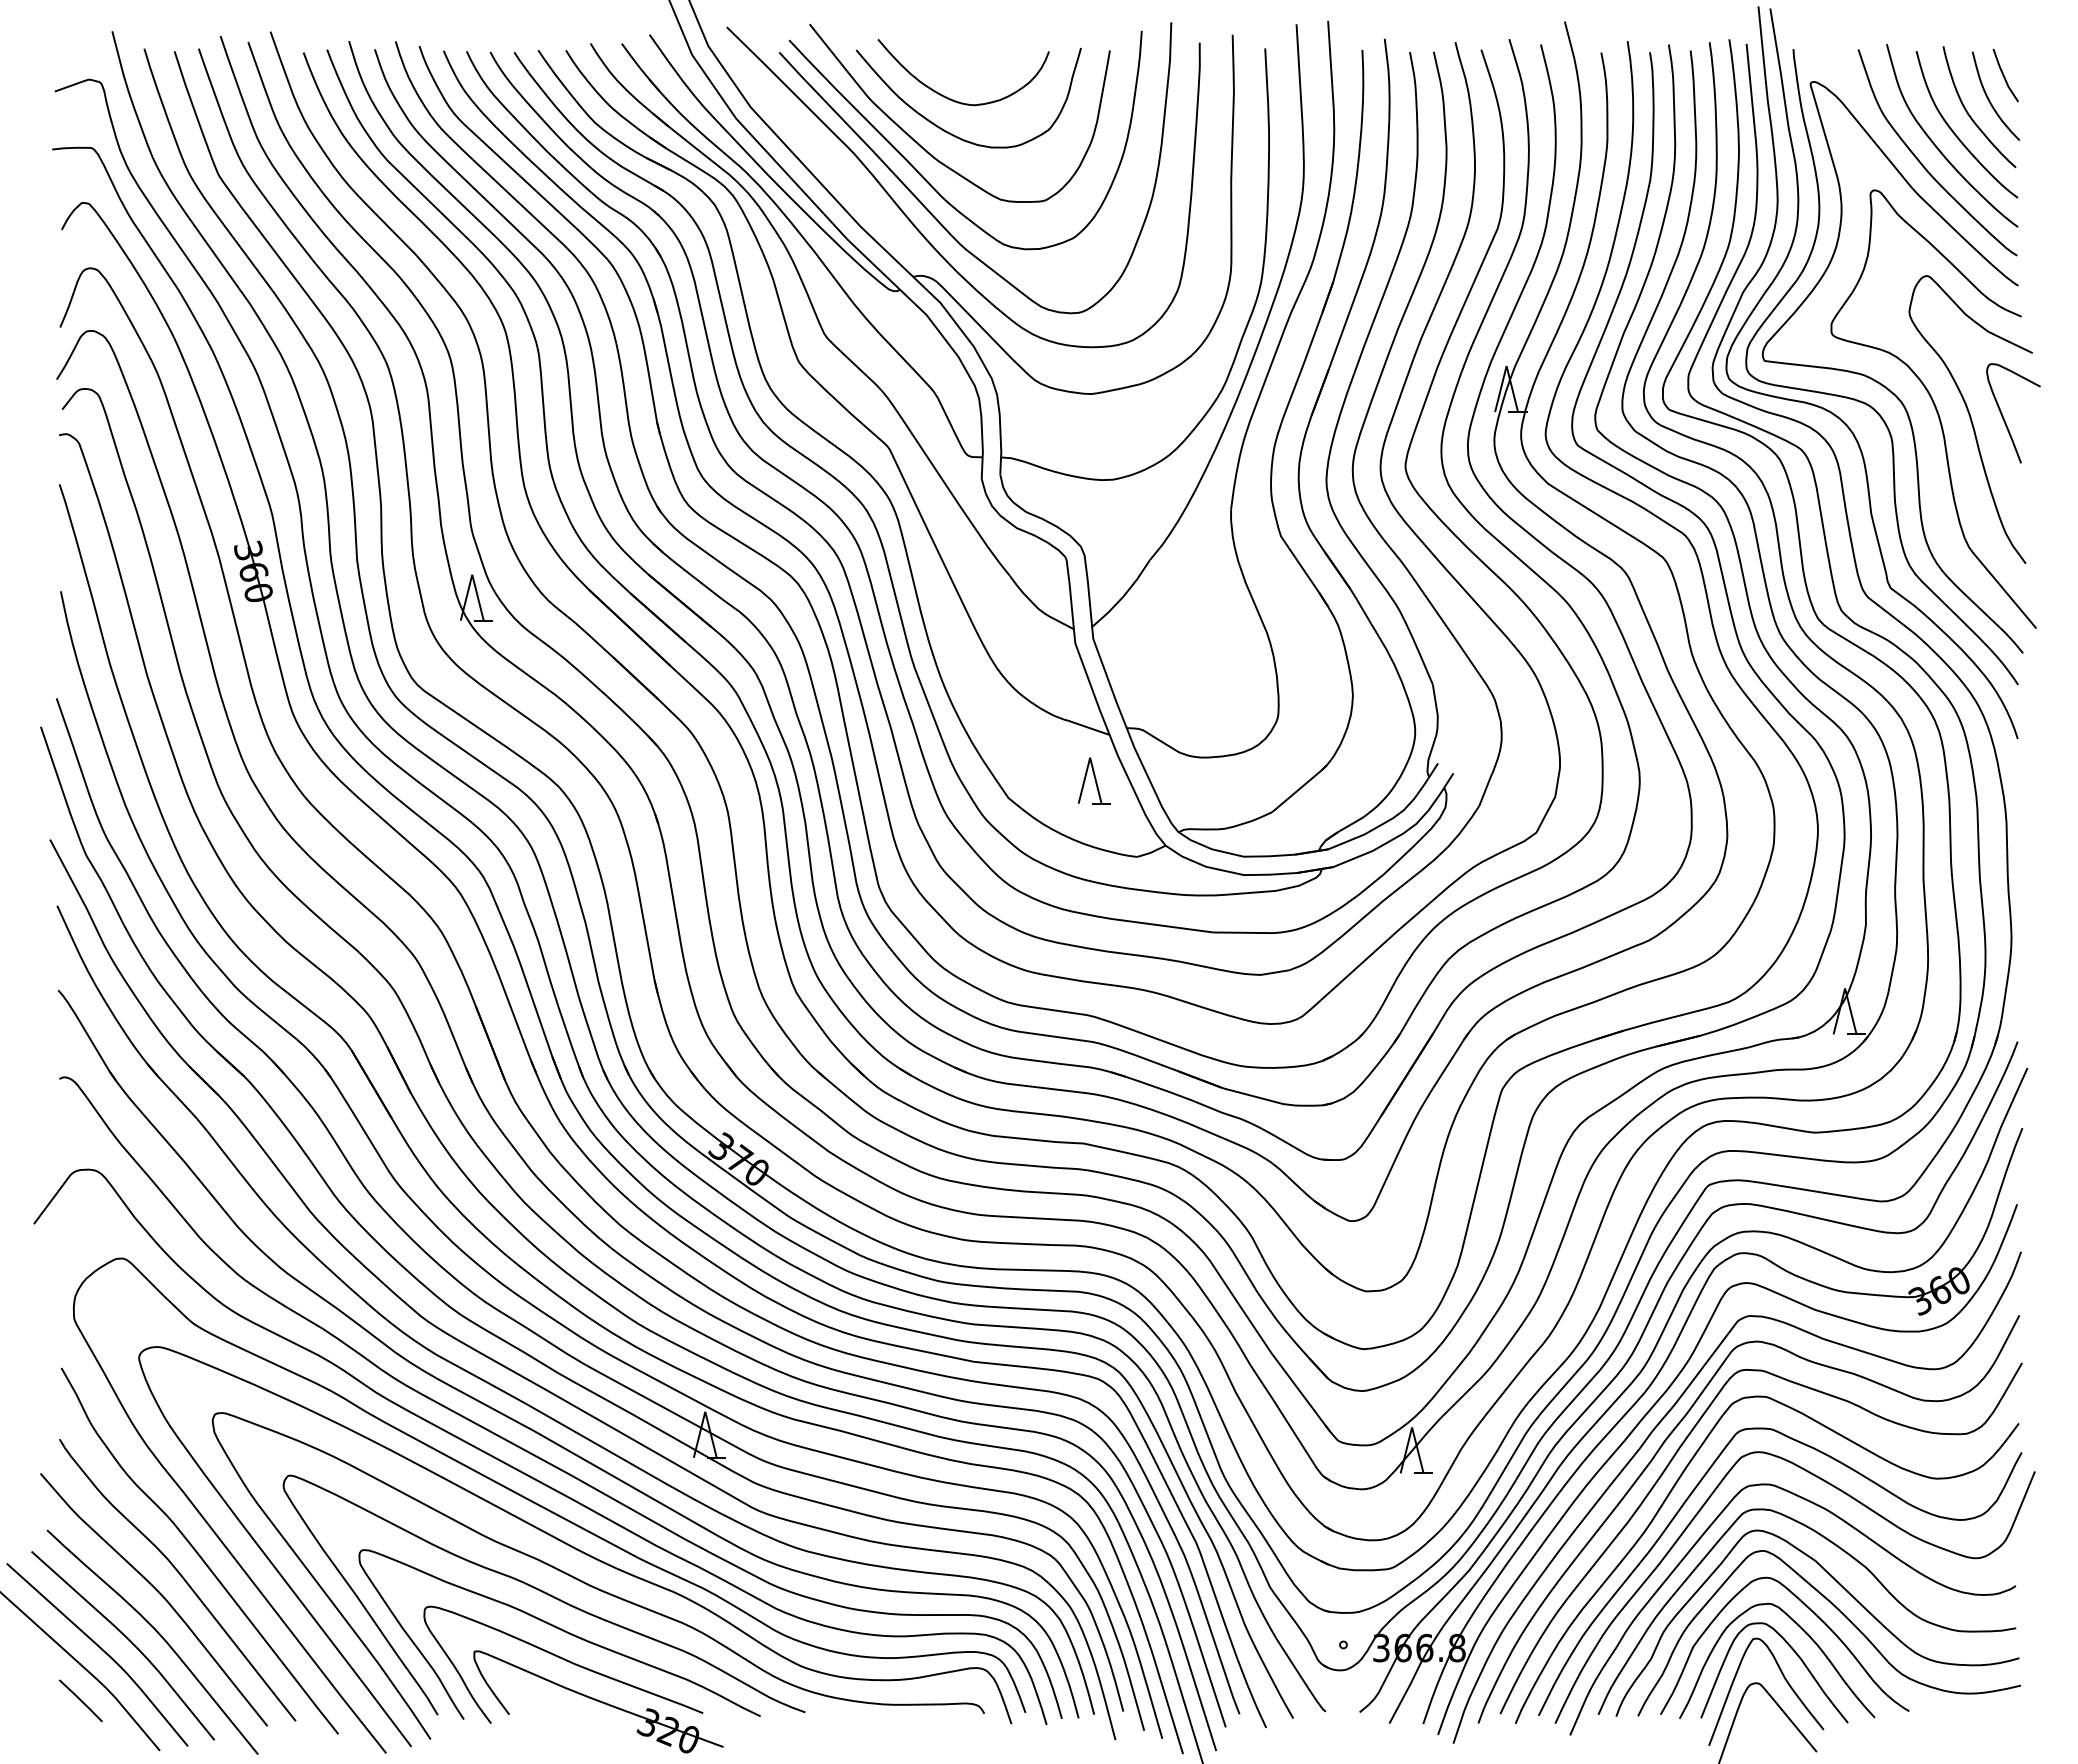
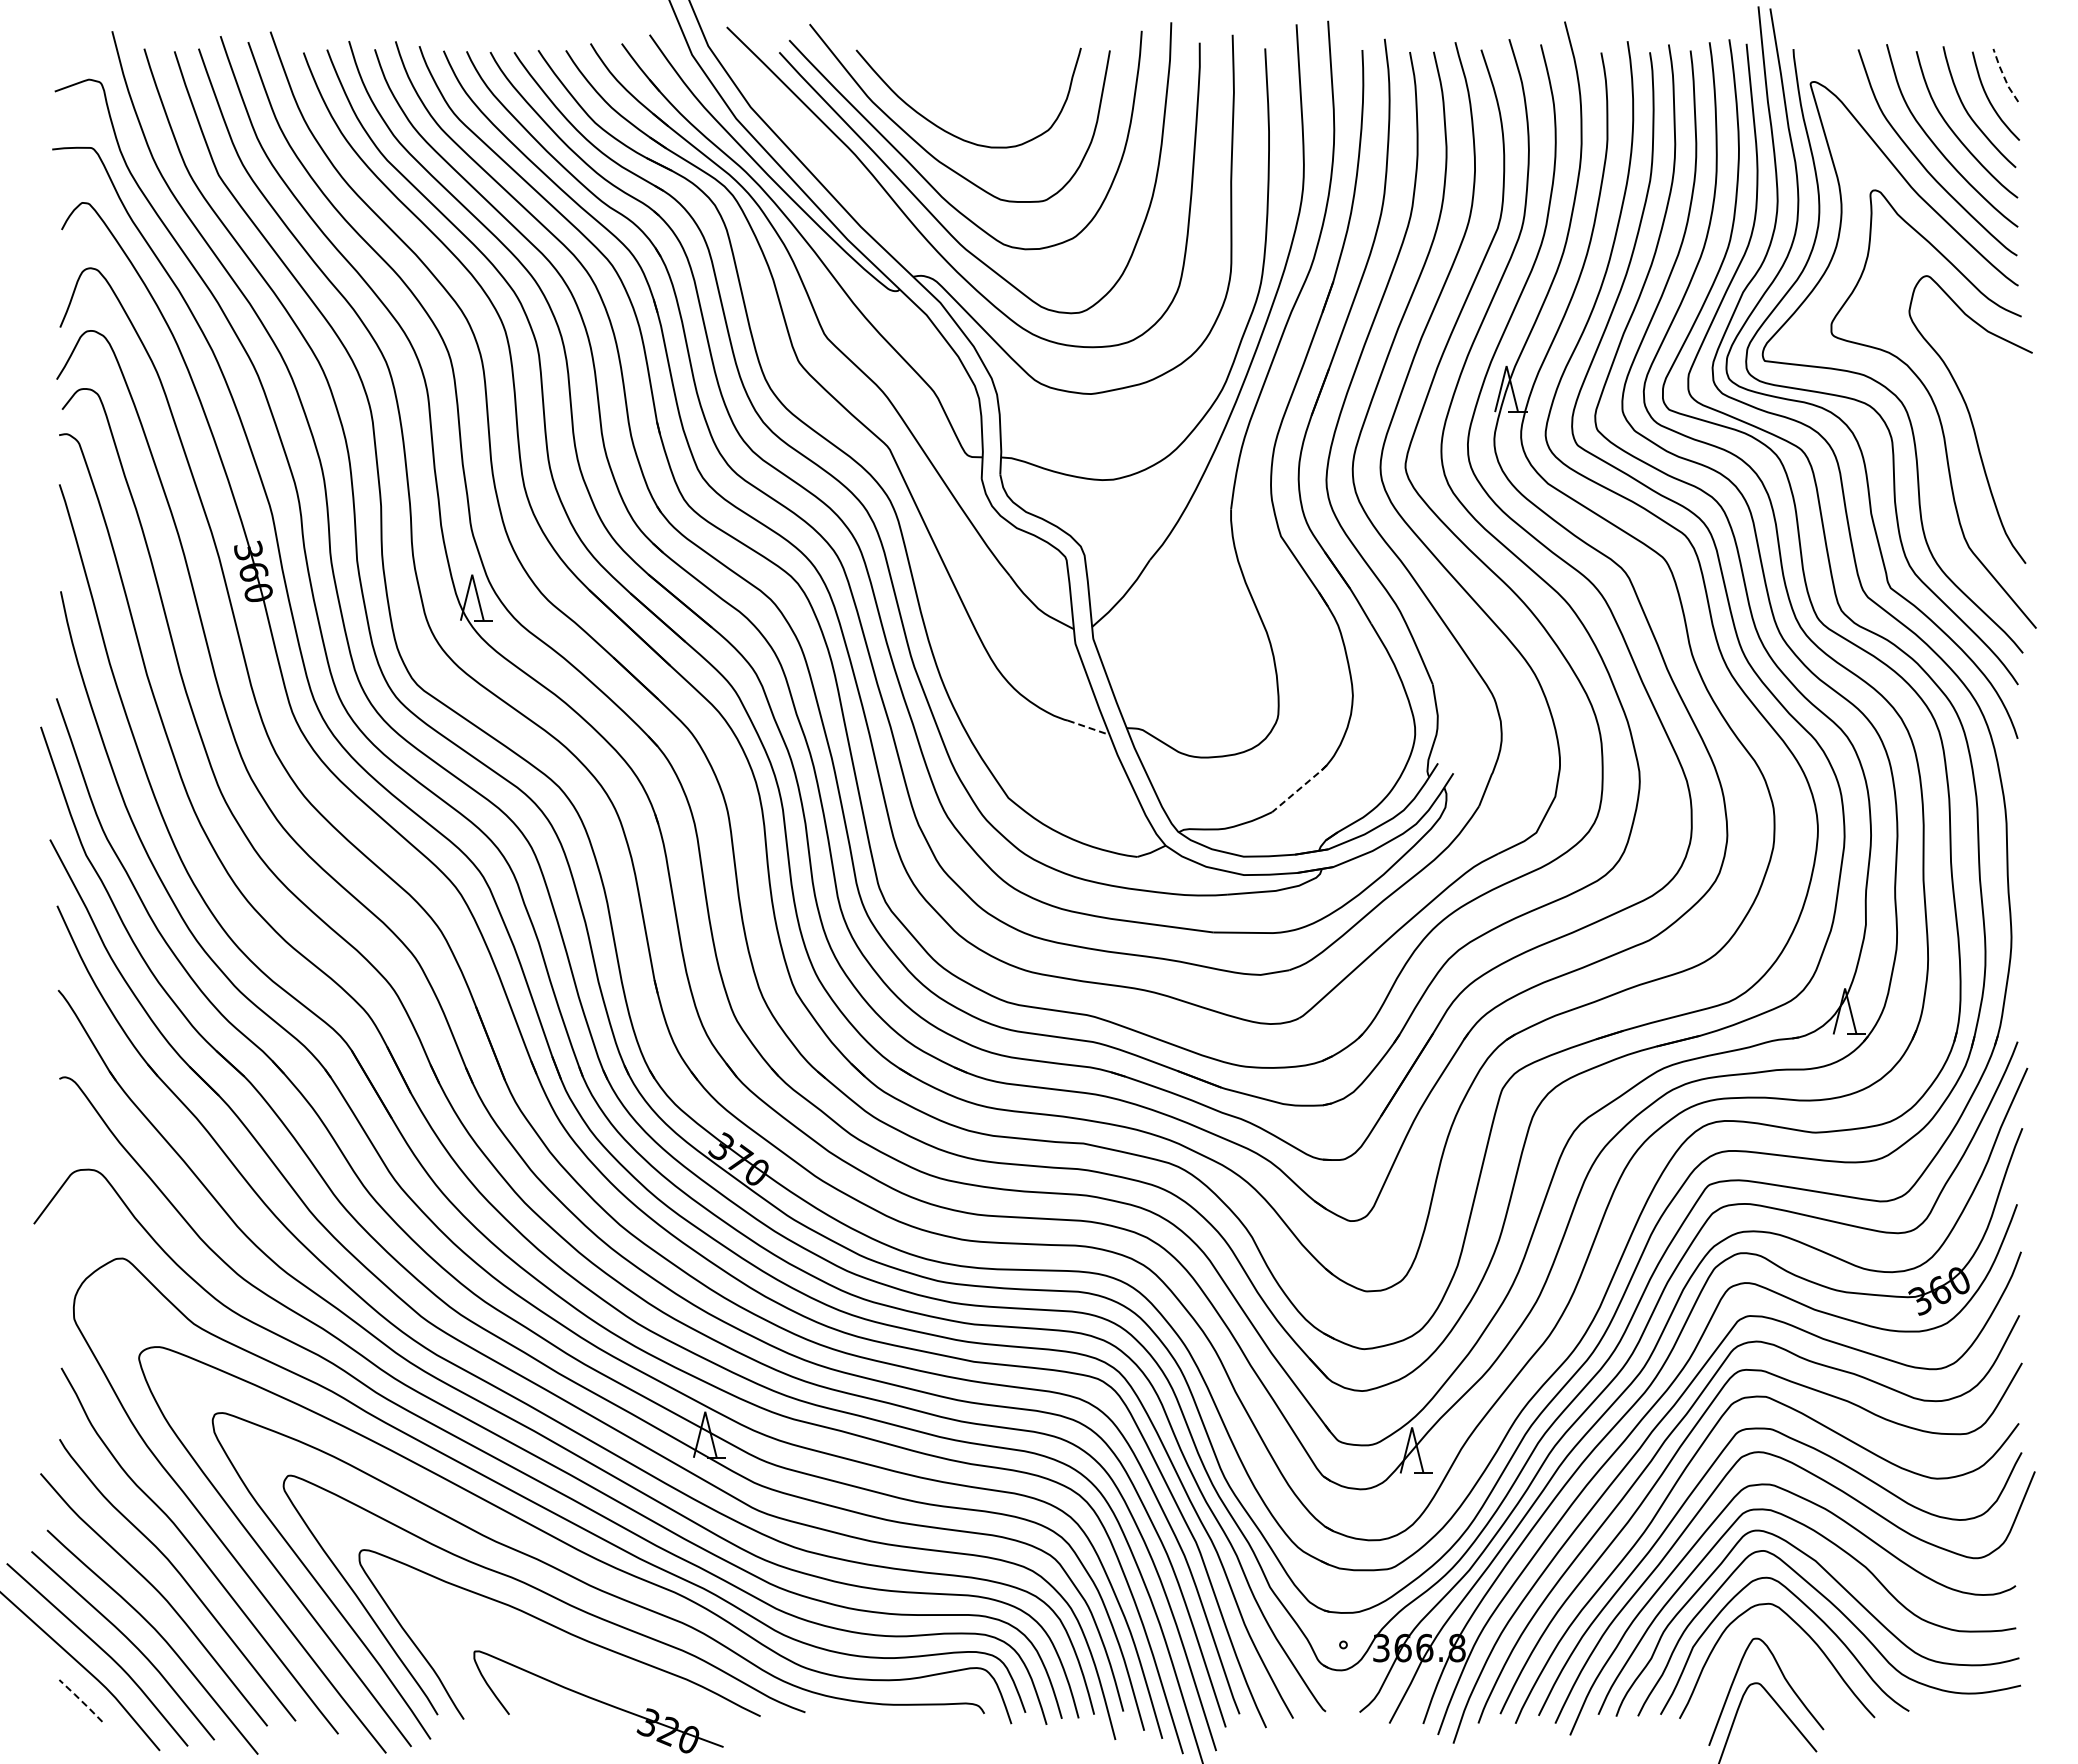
line: solid -> dashed (2003, 75)
curve: present -> none (951, 98)
curve: present -> none (2003, 415)
line: solid -> dashed (1089, 727)
part: present -> none (1093, 780)
line: solid -> dashed (1300, 788)
curve: present -> none (1796, 1655)
curve: present -> none (564, 1660)
line: solid -> dashed (80, 1700)
